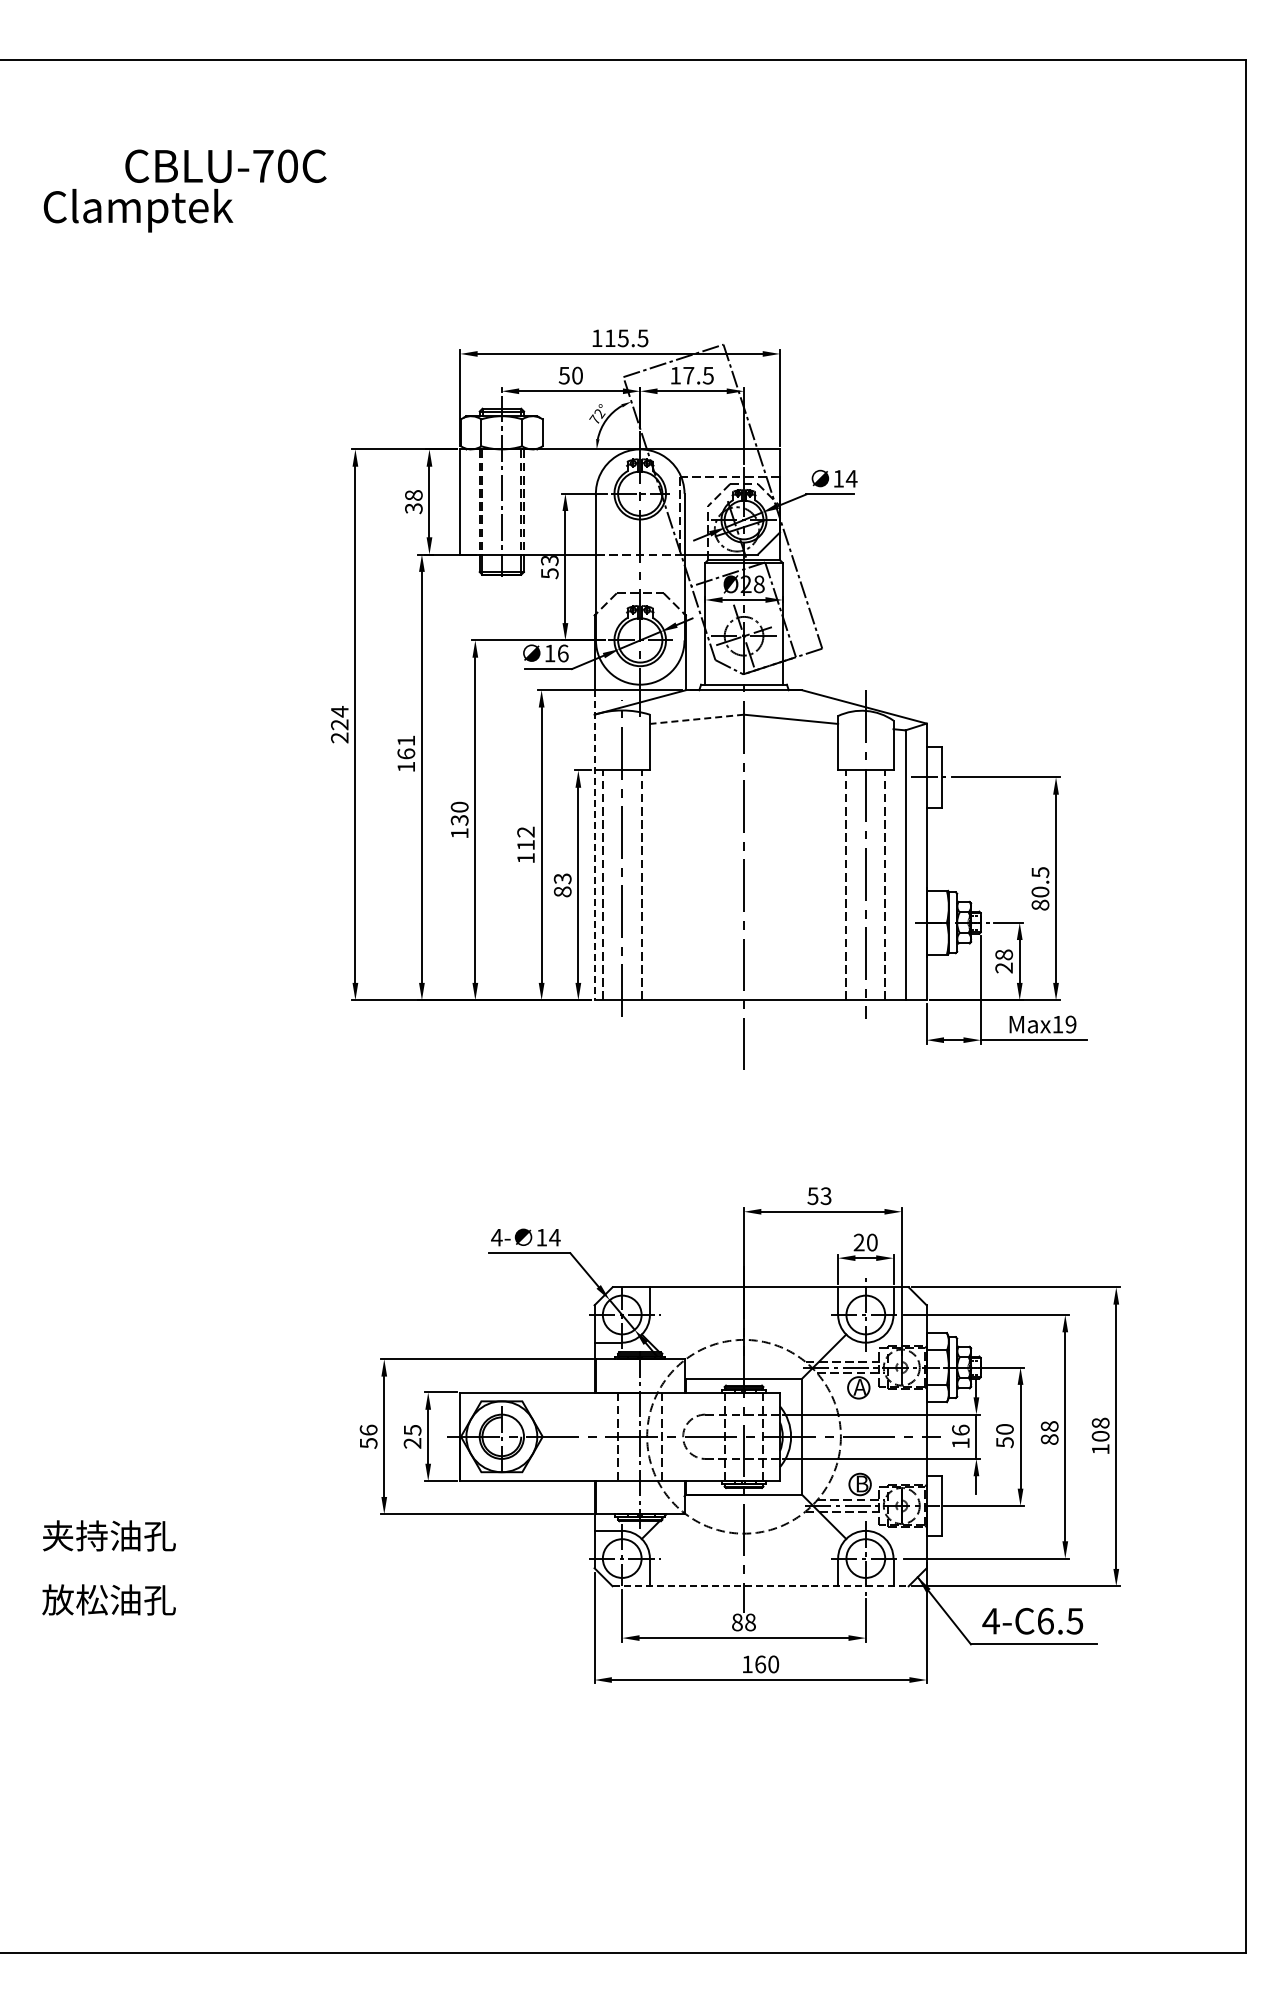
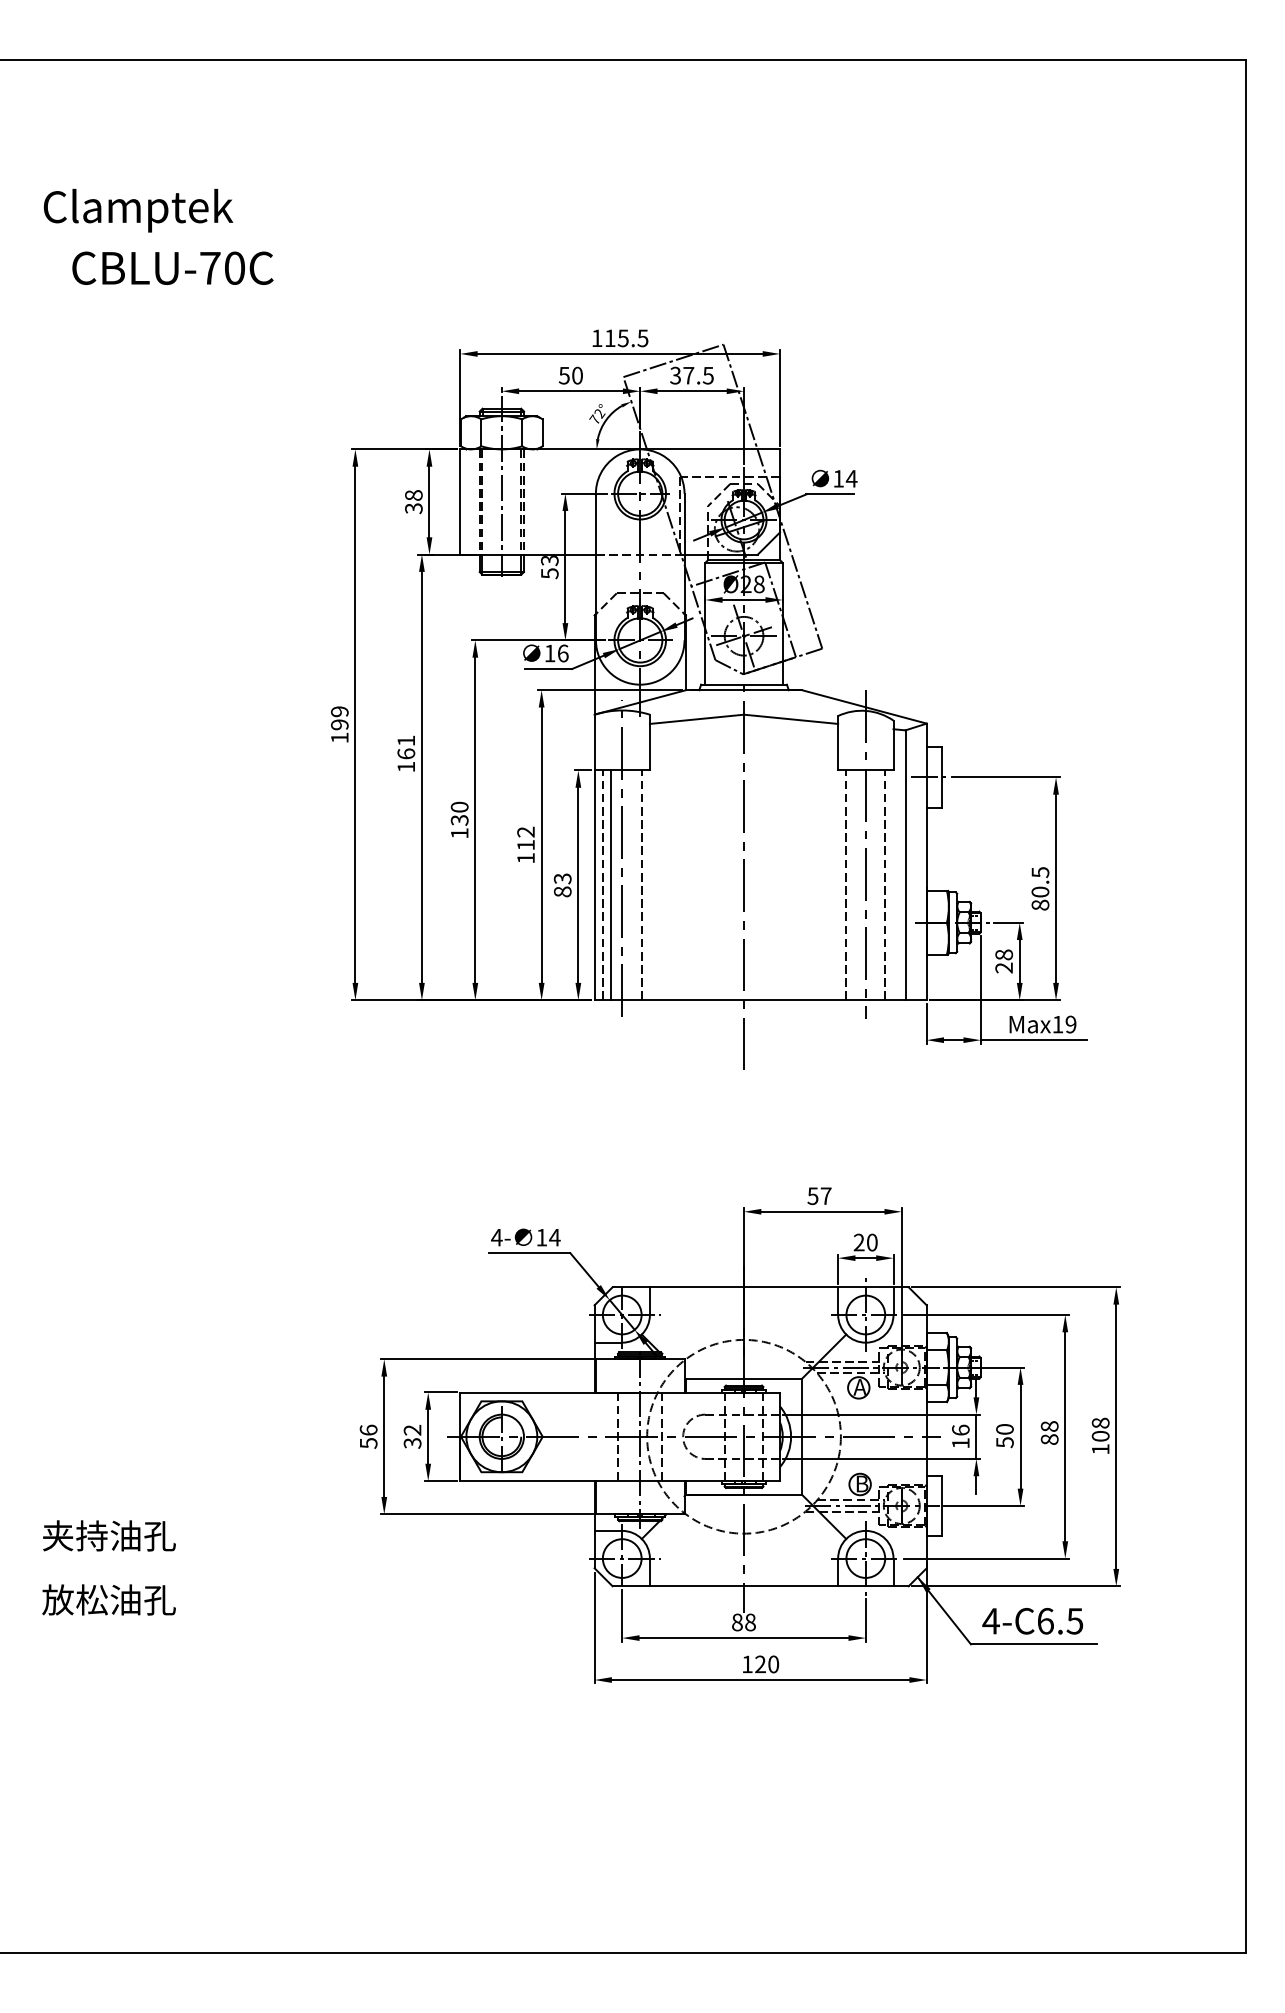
text position: (225, 165) -> (172, 267) (172, 267)
text: 17.5 -> 37.5 (675, 375)
line: dashed -> solid (696, 719)
text: 224 -> 199 (339, 724)
line: dashed -> solid (594, 845)
line: none -> present (611, 885)
text: 53 -> 57 (825, 1196)
text: 25 -> 32 (412, 1436)
line: dashed -> solid (761, 1586)
text: 160 -> 120 (760, 1664)
